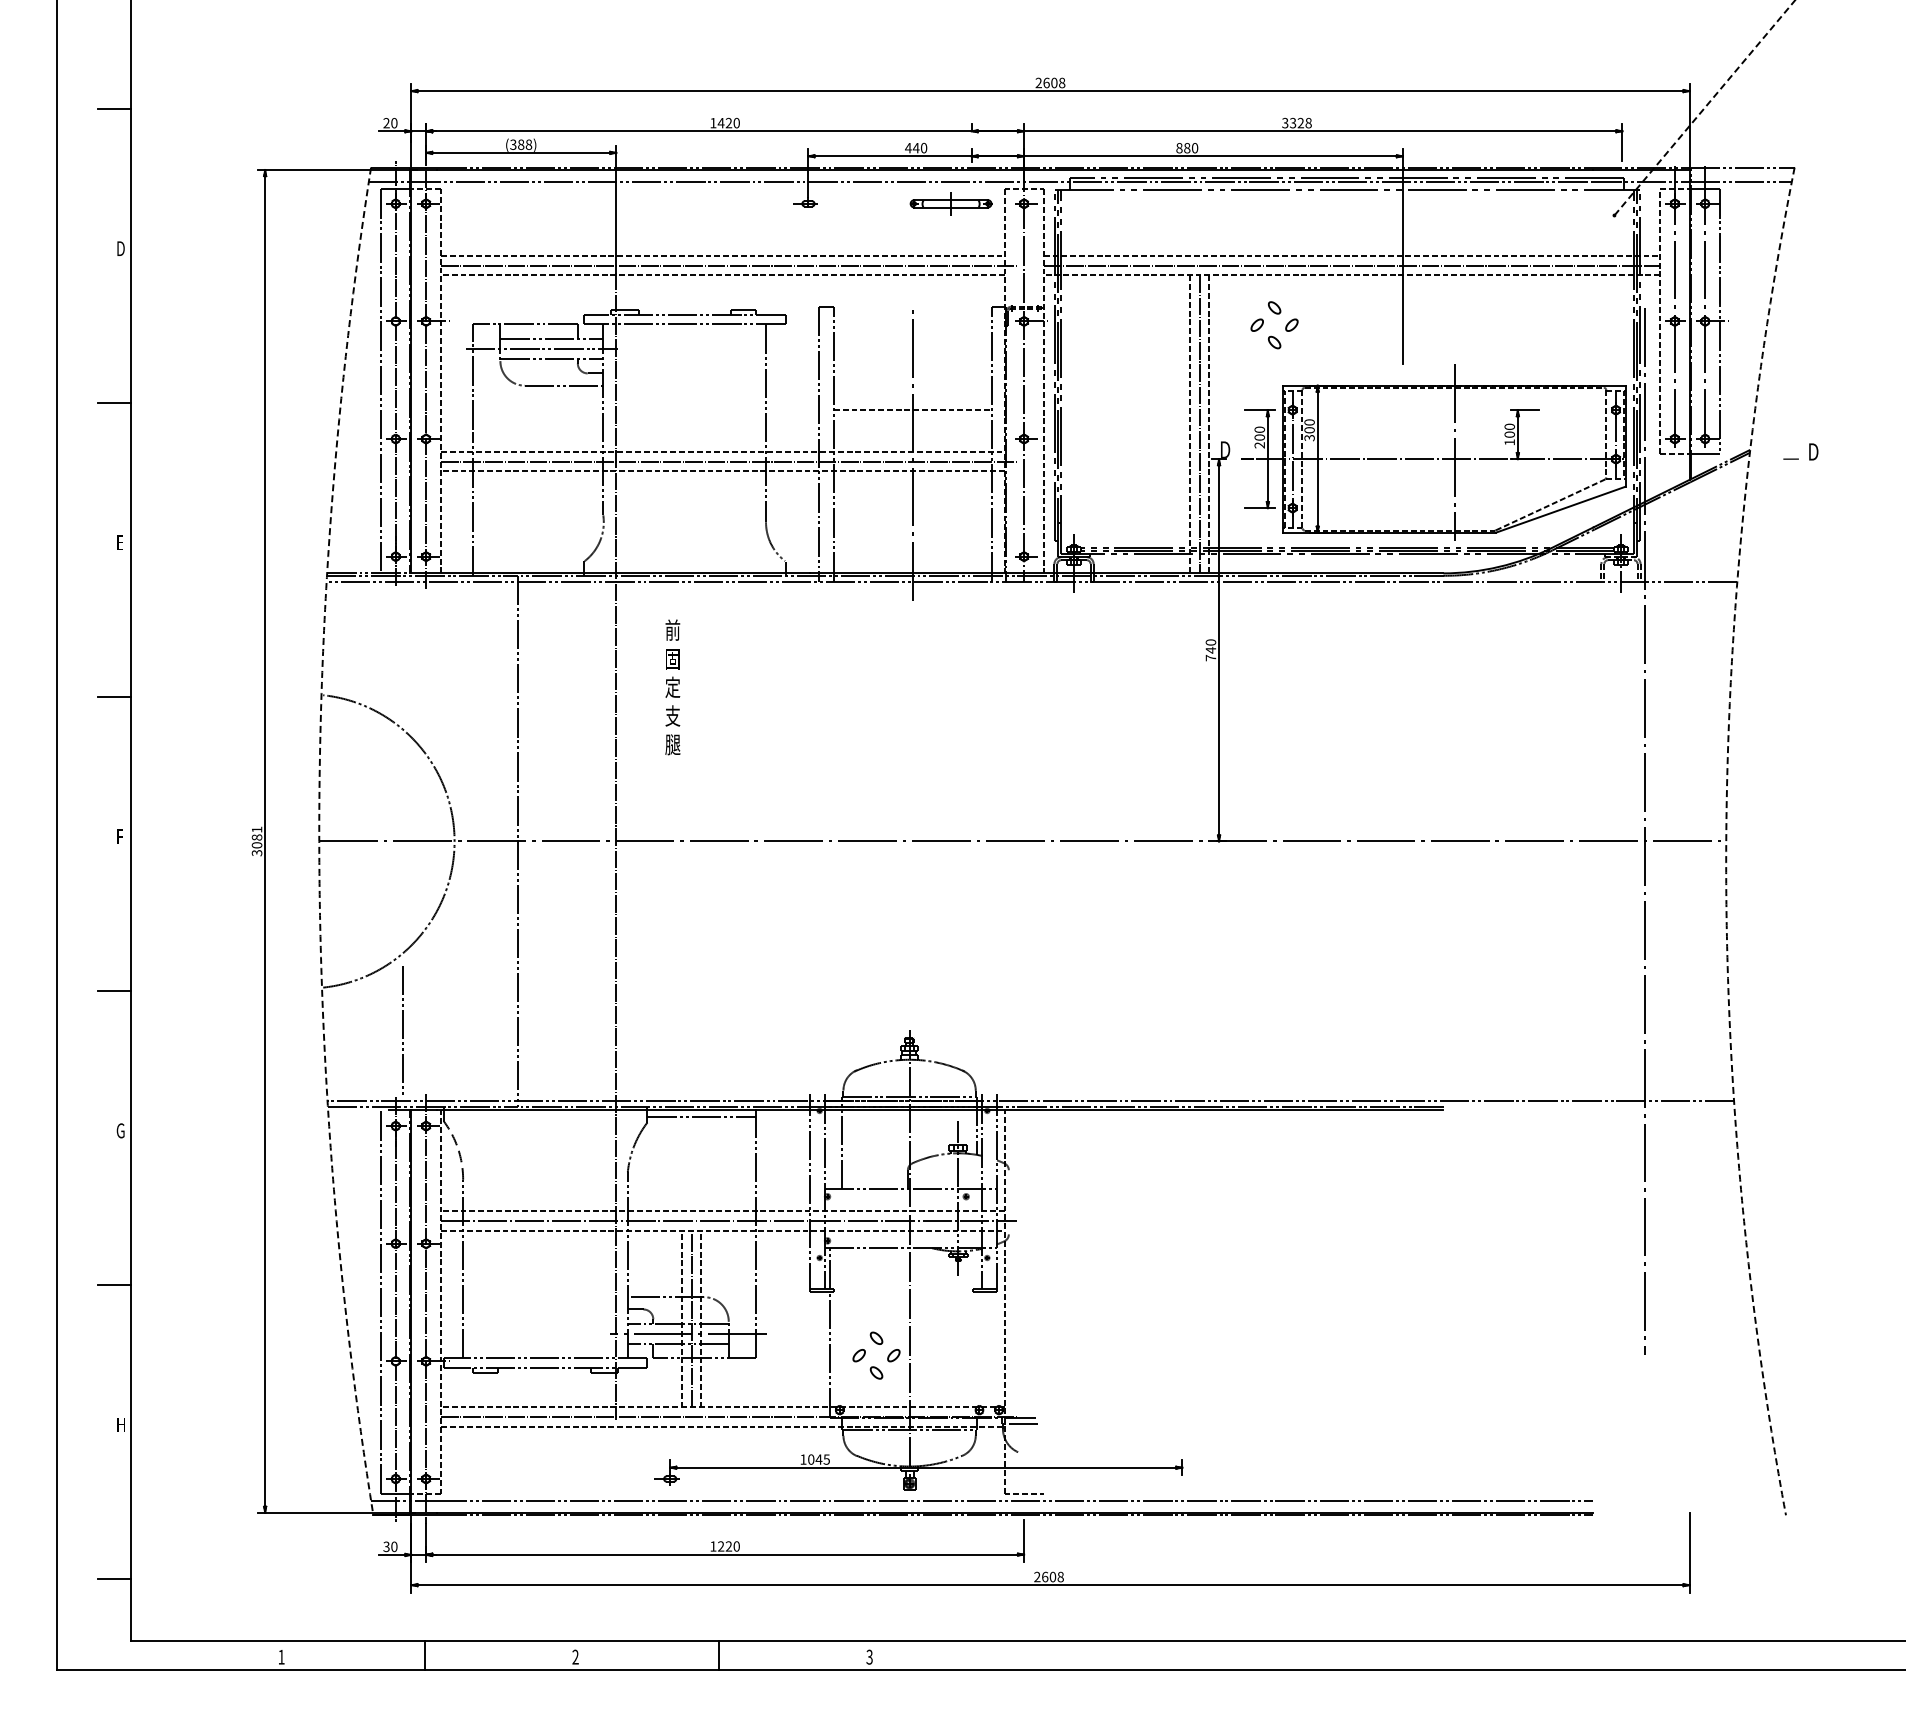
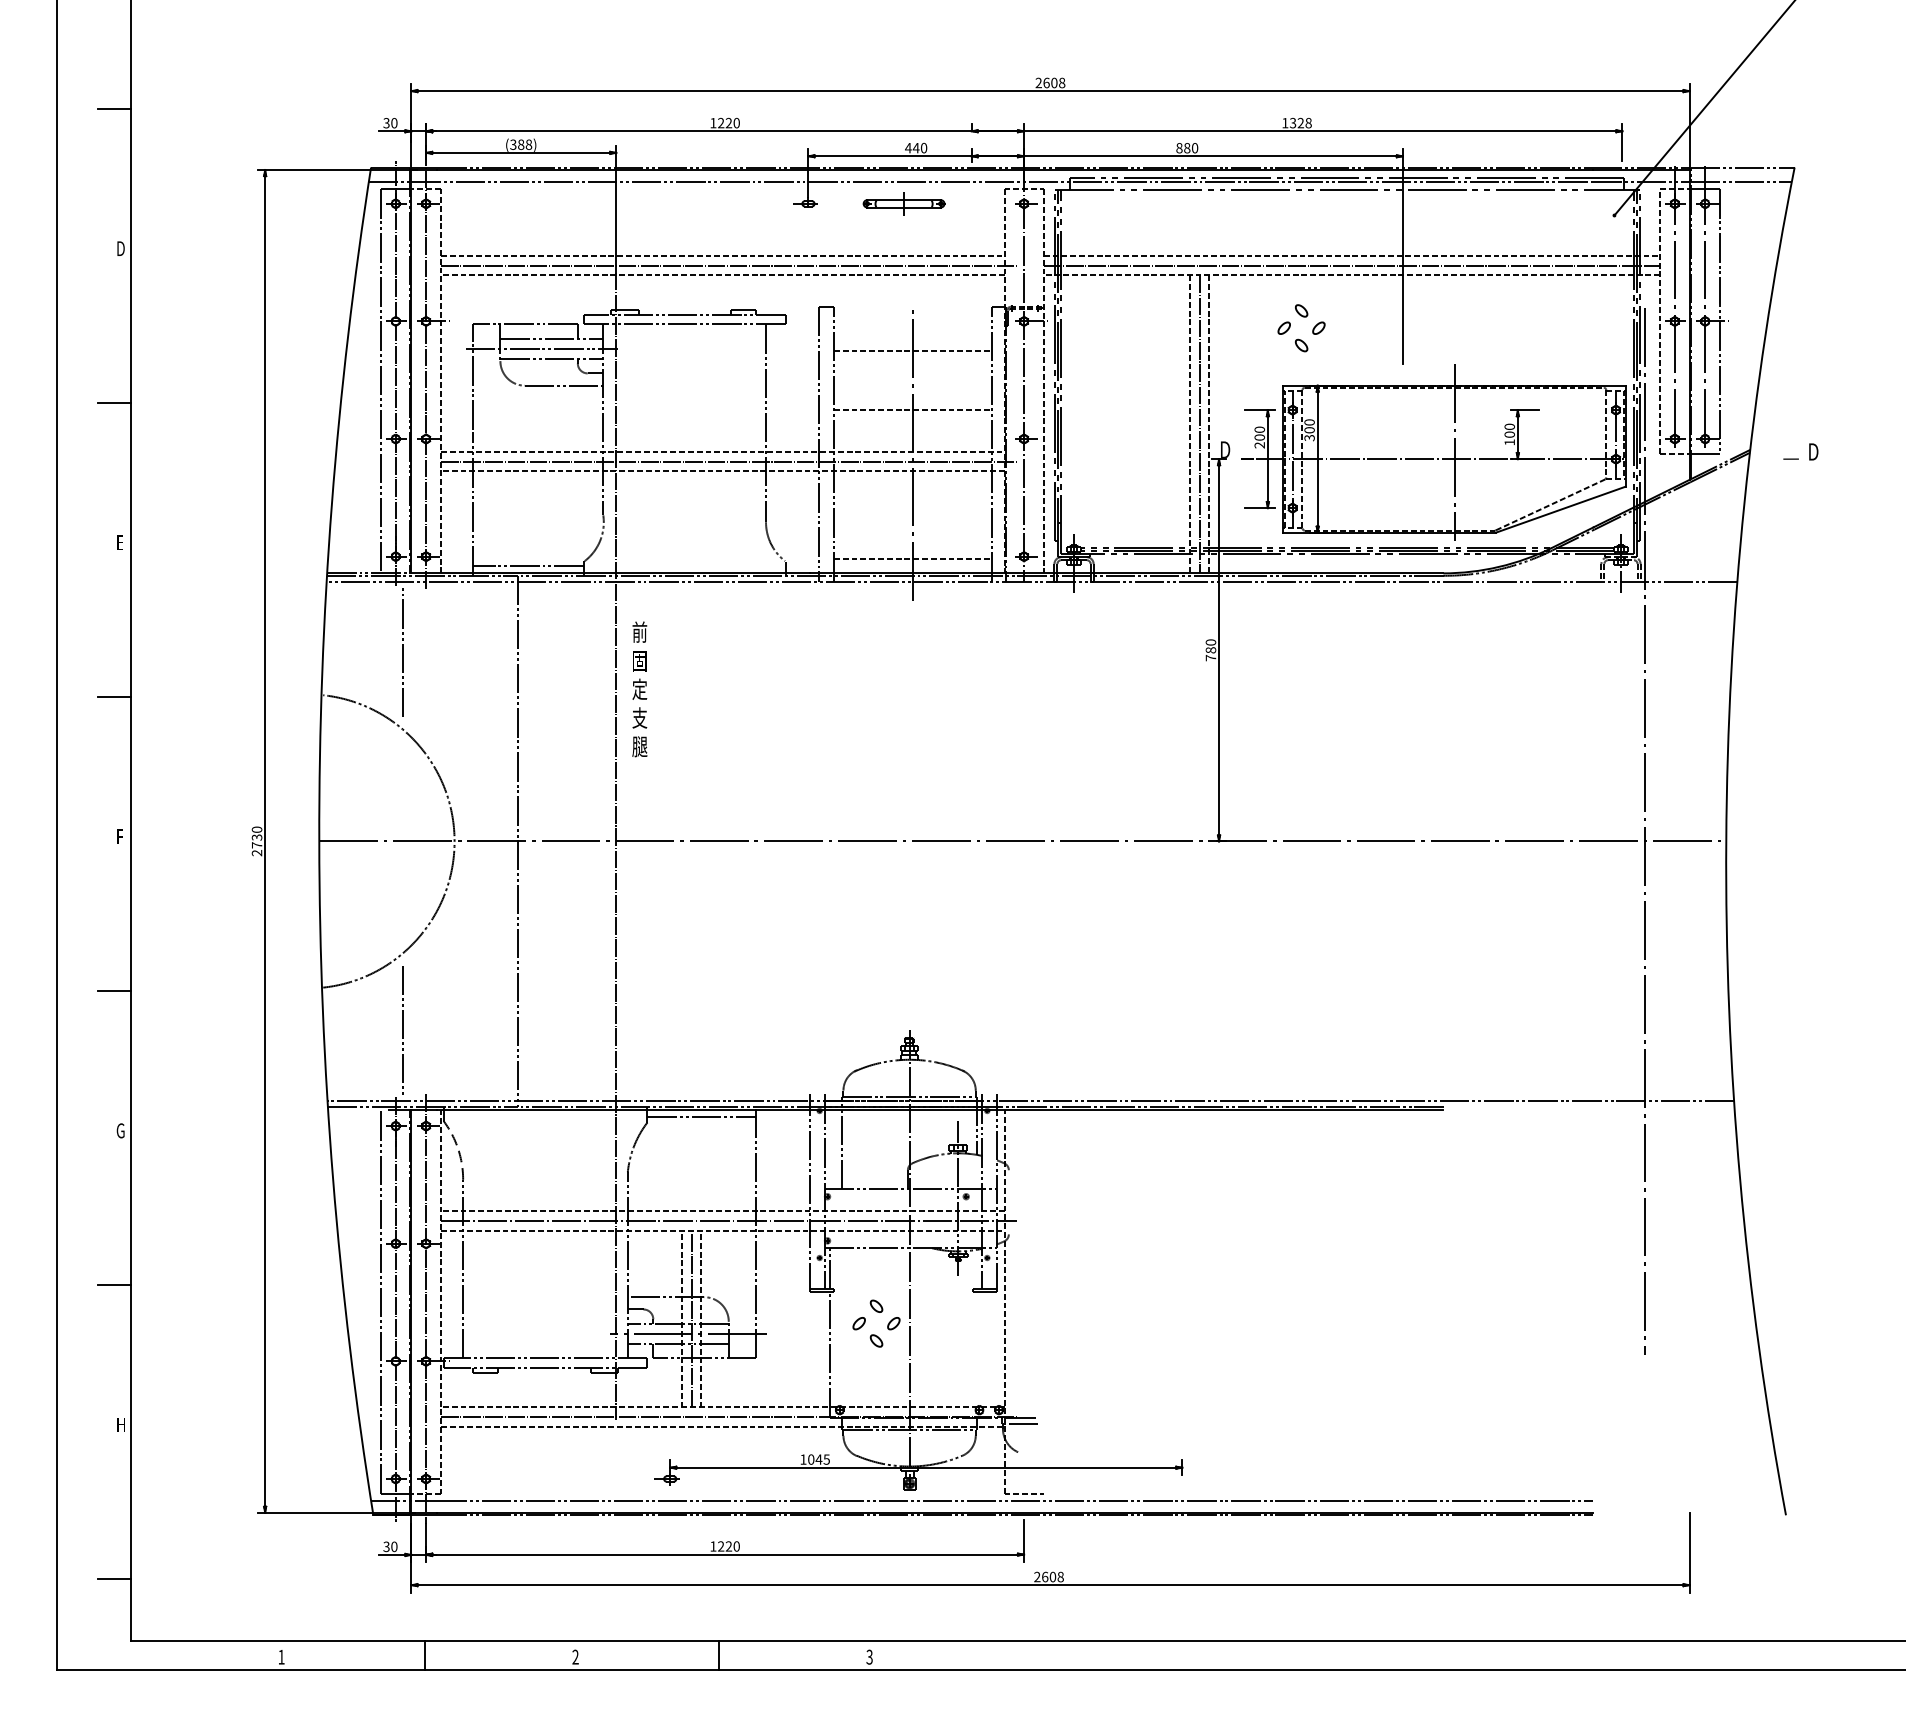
line: dashed -> solid (1704, 107)
text: 1420 -> 1220 (720, 122)
text: 3328 -> 1328 (1285, 122)
text: 20 -> 30 (386, 123)
part position: (950, 203) -> (903, 203) (903, 203)
part position: (1271, 335) -> (1298, 338) (1298, 338)
line: none -> present (912, 350)
line: none -> present (912, 559)
line: none -> present (527, 566)
text: 740 -> 780 (1210, 649)
line: none -> present (403, 651)
text position: (672, 687) -> (639, 689) (639, 689)
text: 3081 -> 2730 (256, 841)
arc: dashed -> solid (319, 841)
arc: dashed -> solid (1726, 841)
part position: (876, 1344) -> (876, 1312) (876, 1312)
